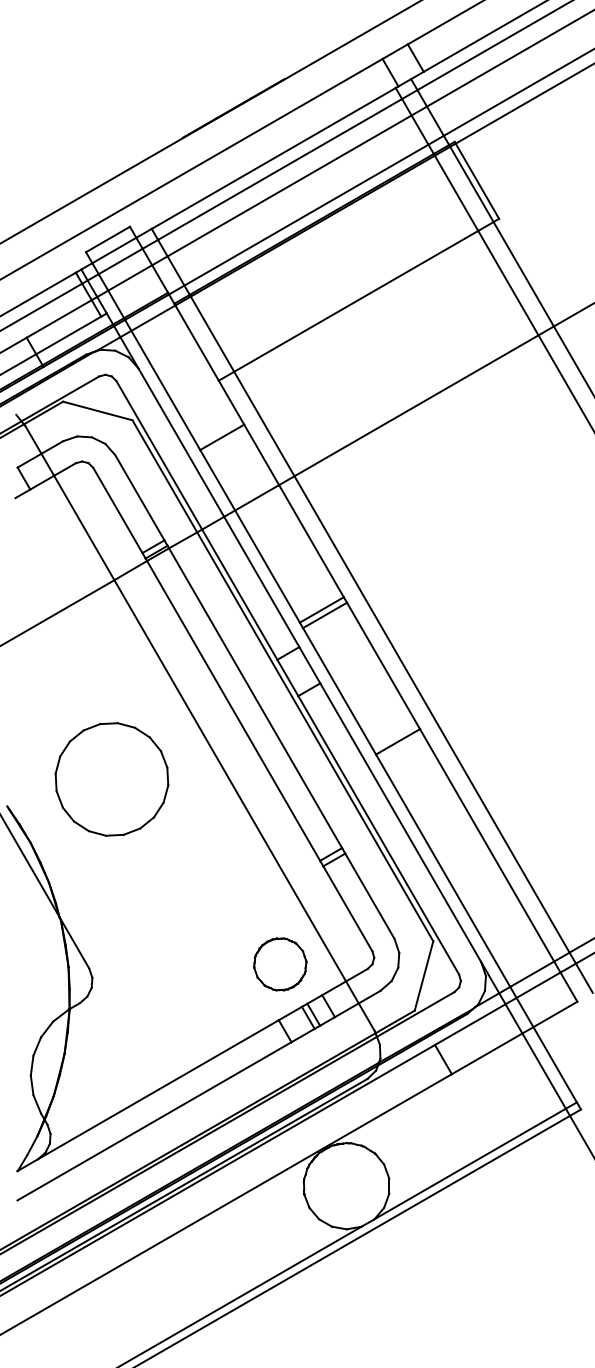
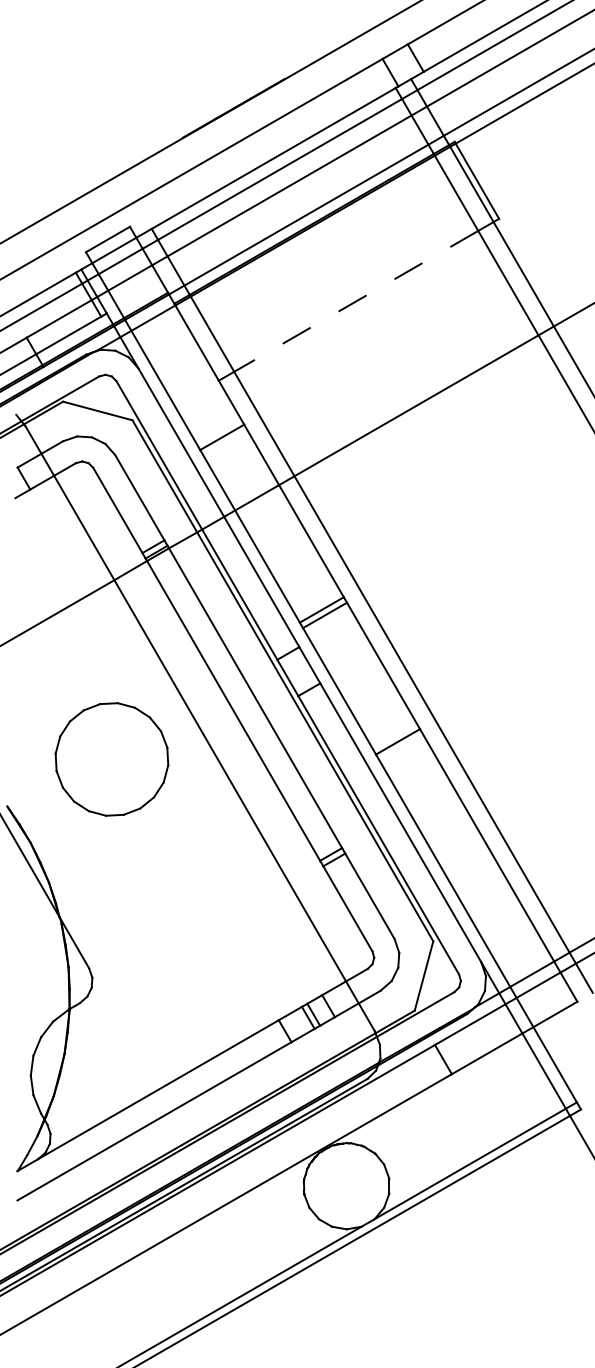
line: solid -> dashed (356, 301)
part position: (111, 779) -> (111, 759) (111, 759)
part: present -> none (280, 964)
